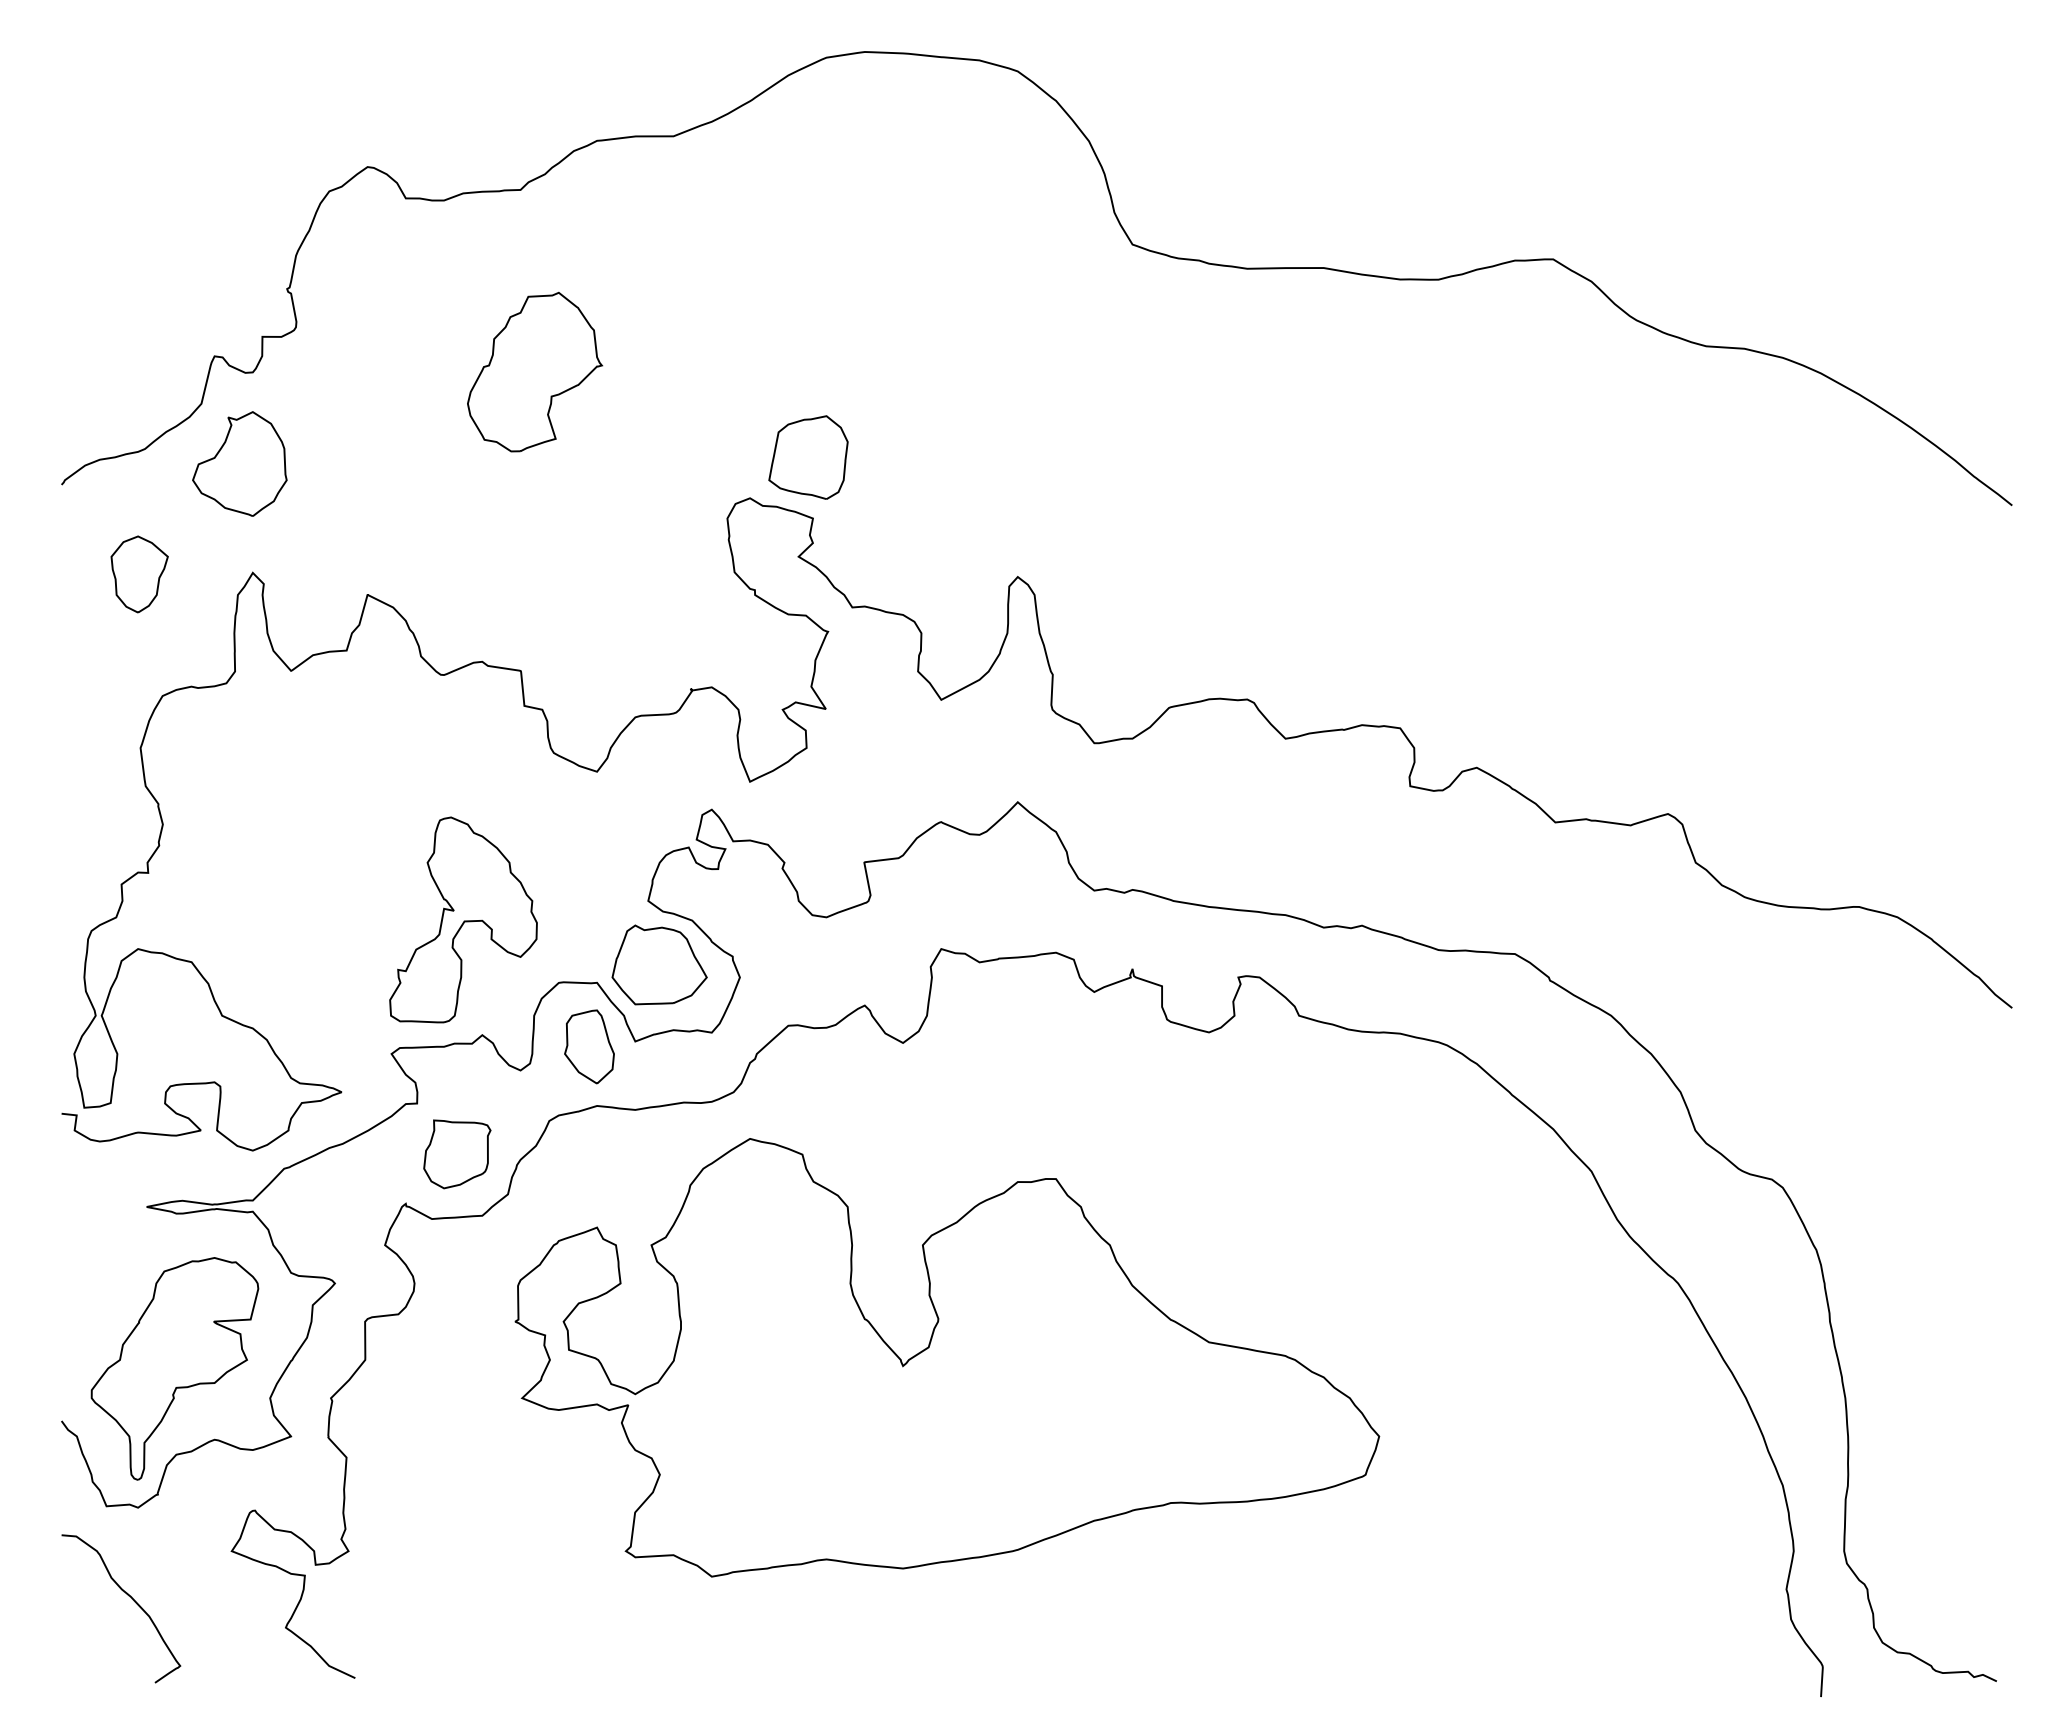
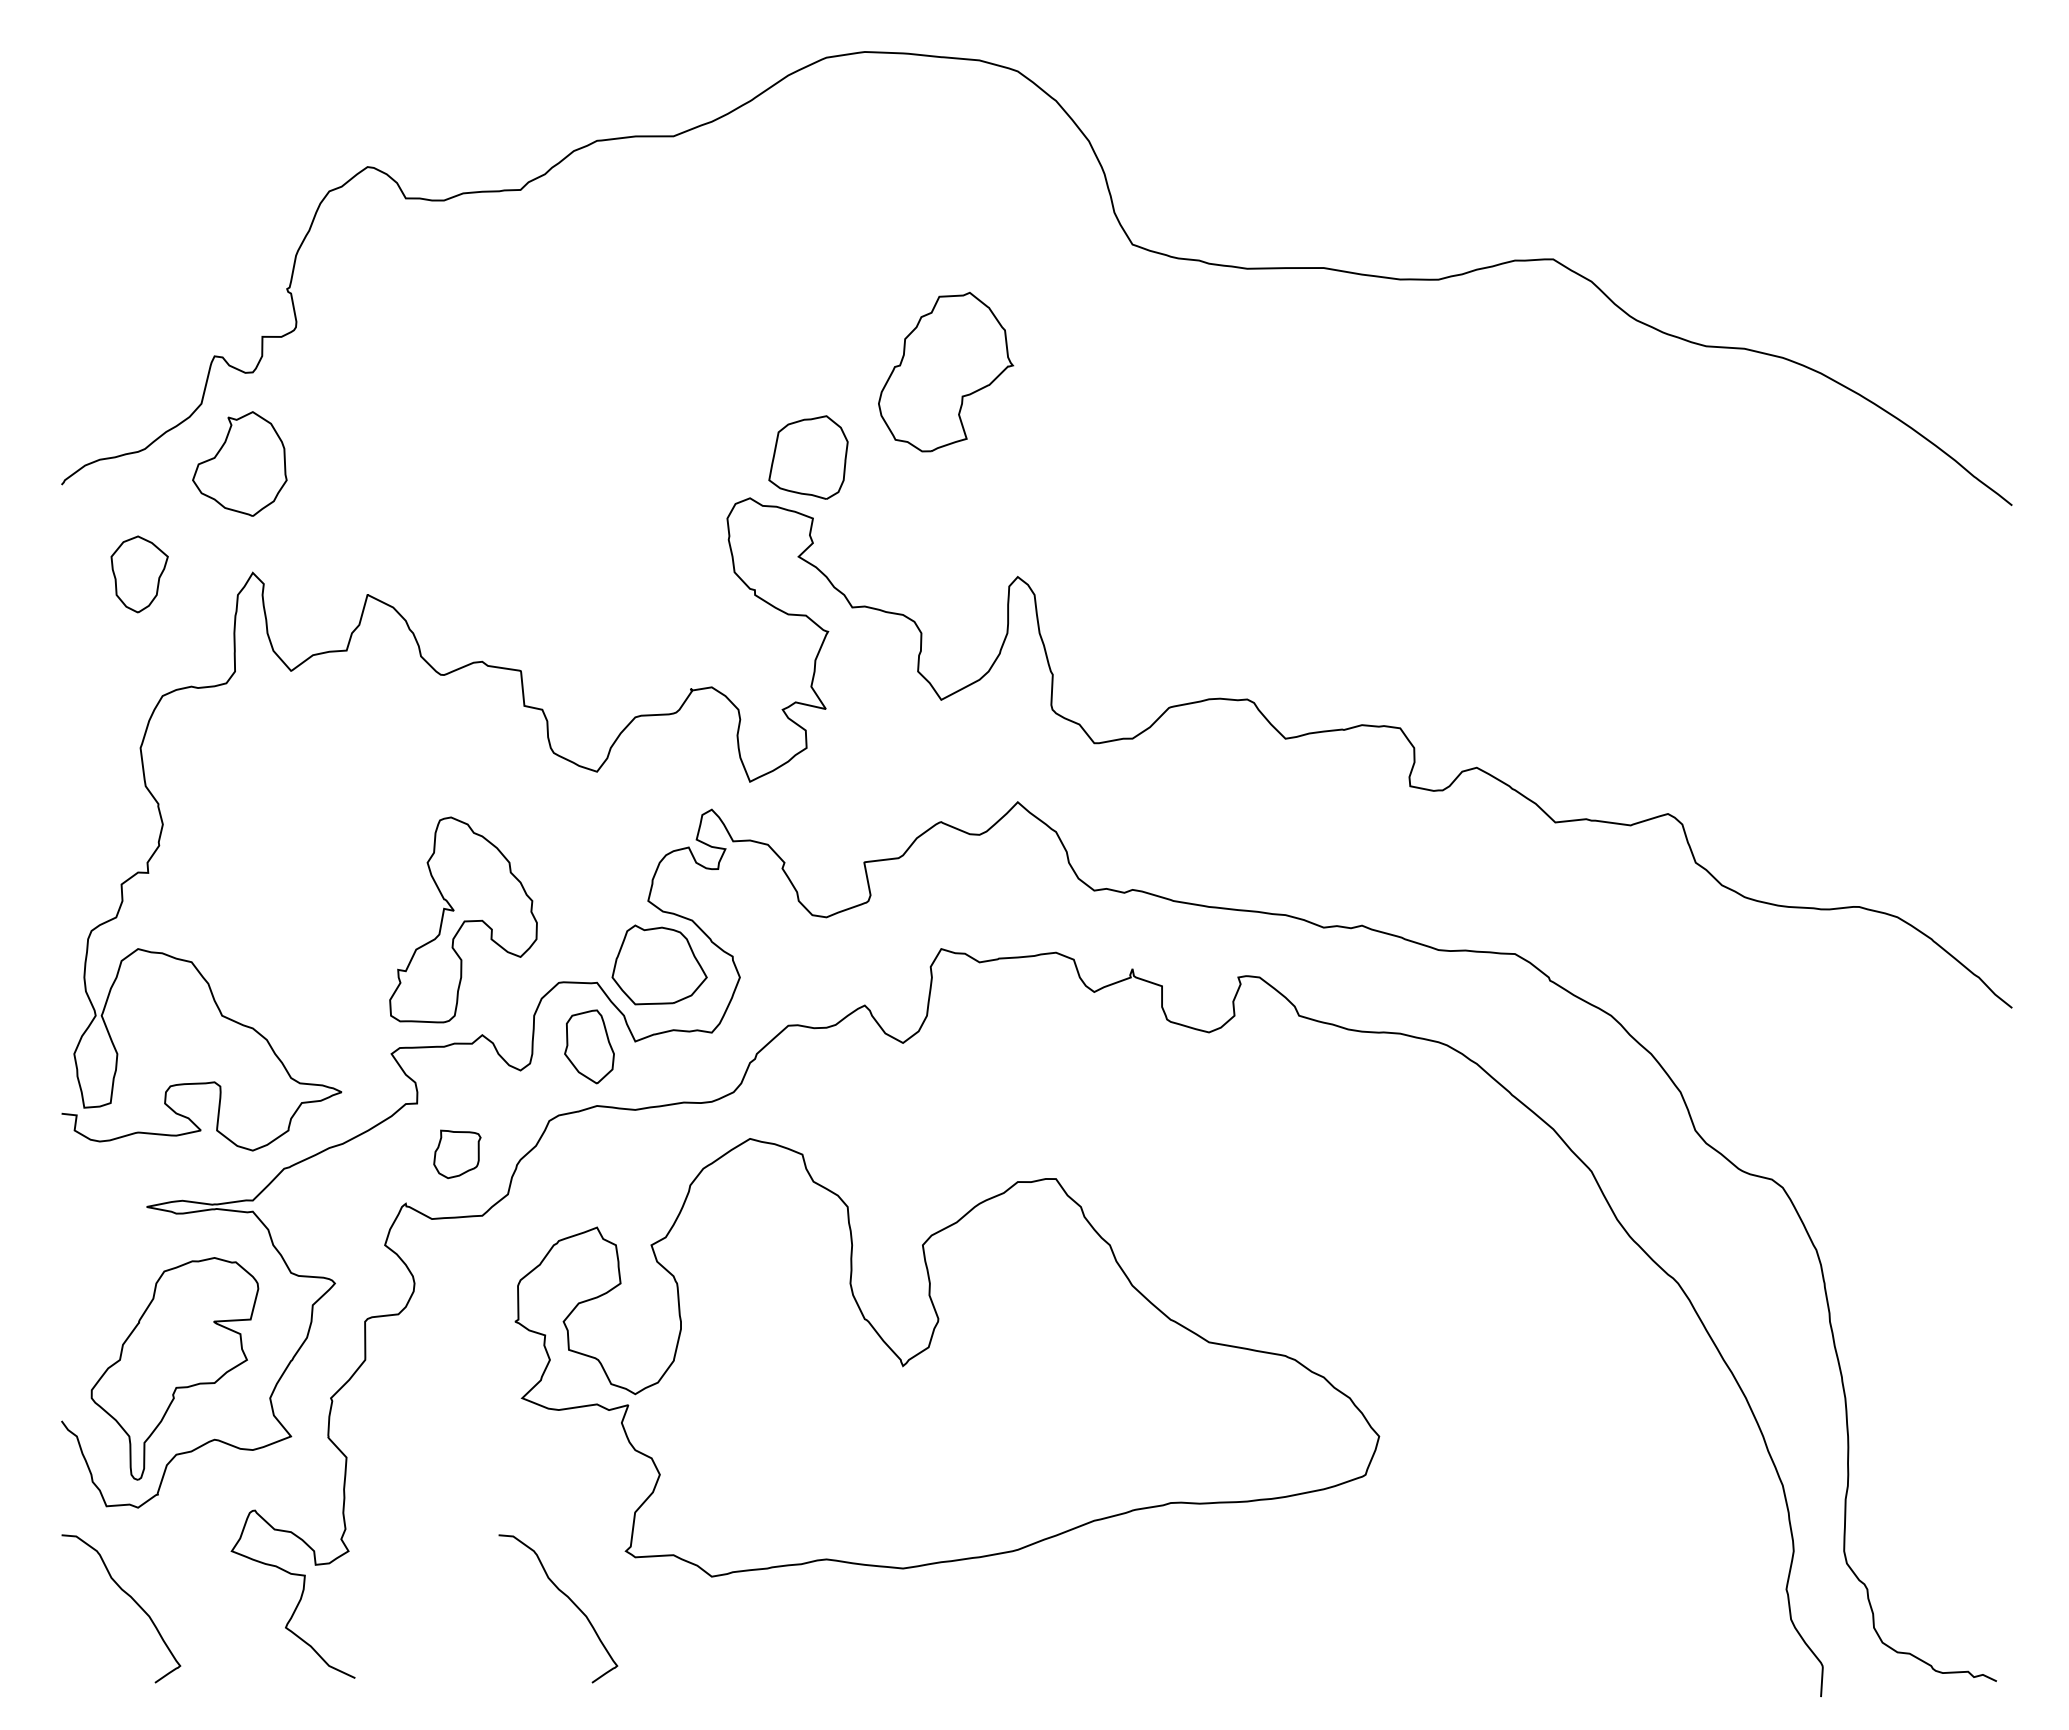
part position: (535, 371) -> (946, 371) (946, 371)
part size: 69x71 px -> 49x51 px (457, 1154)
curve: none -> present (565, 1596)
